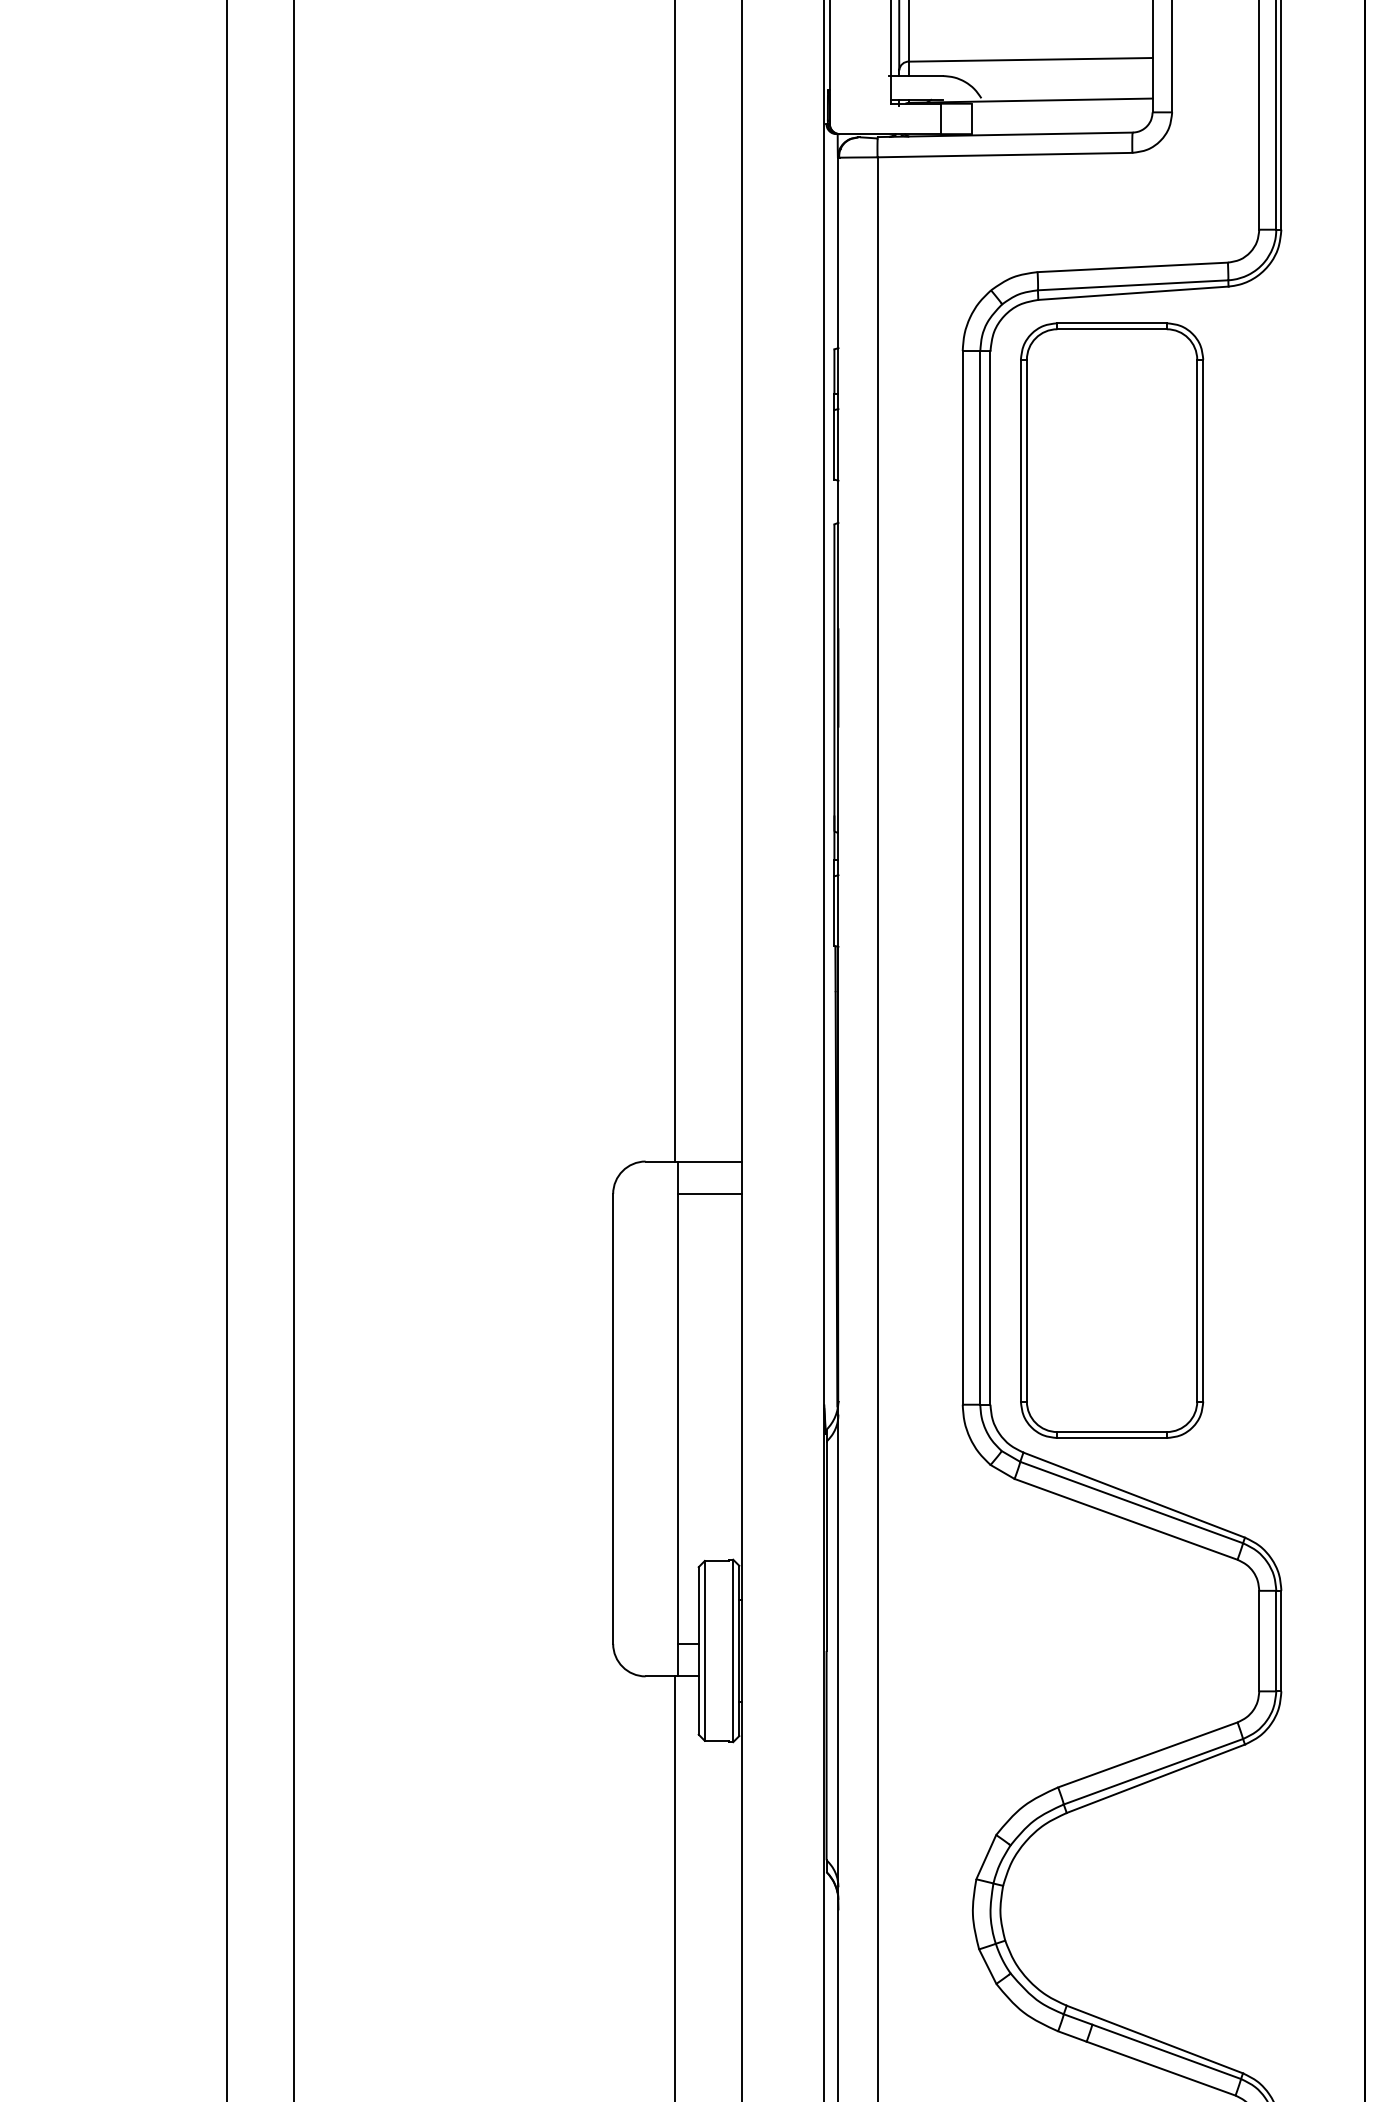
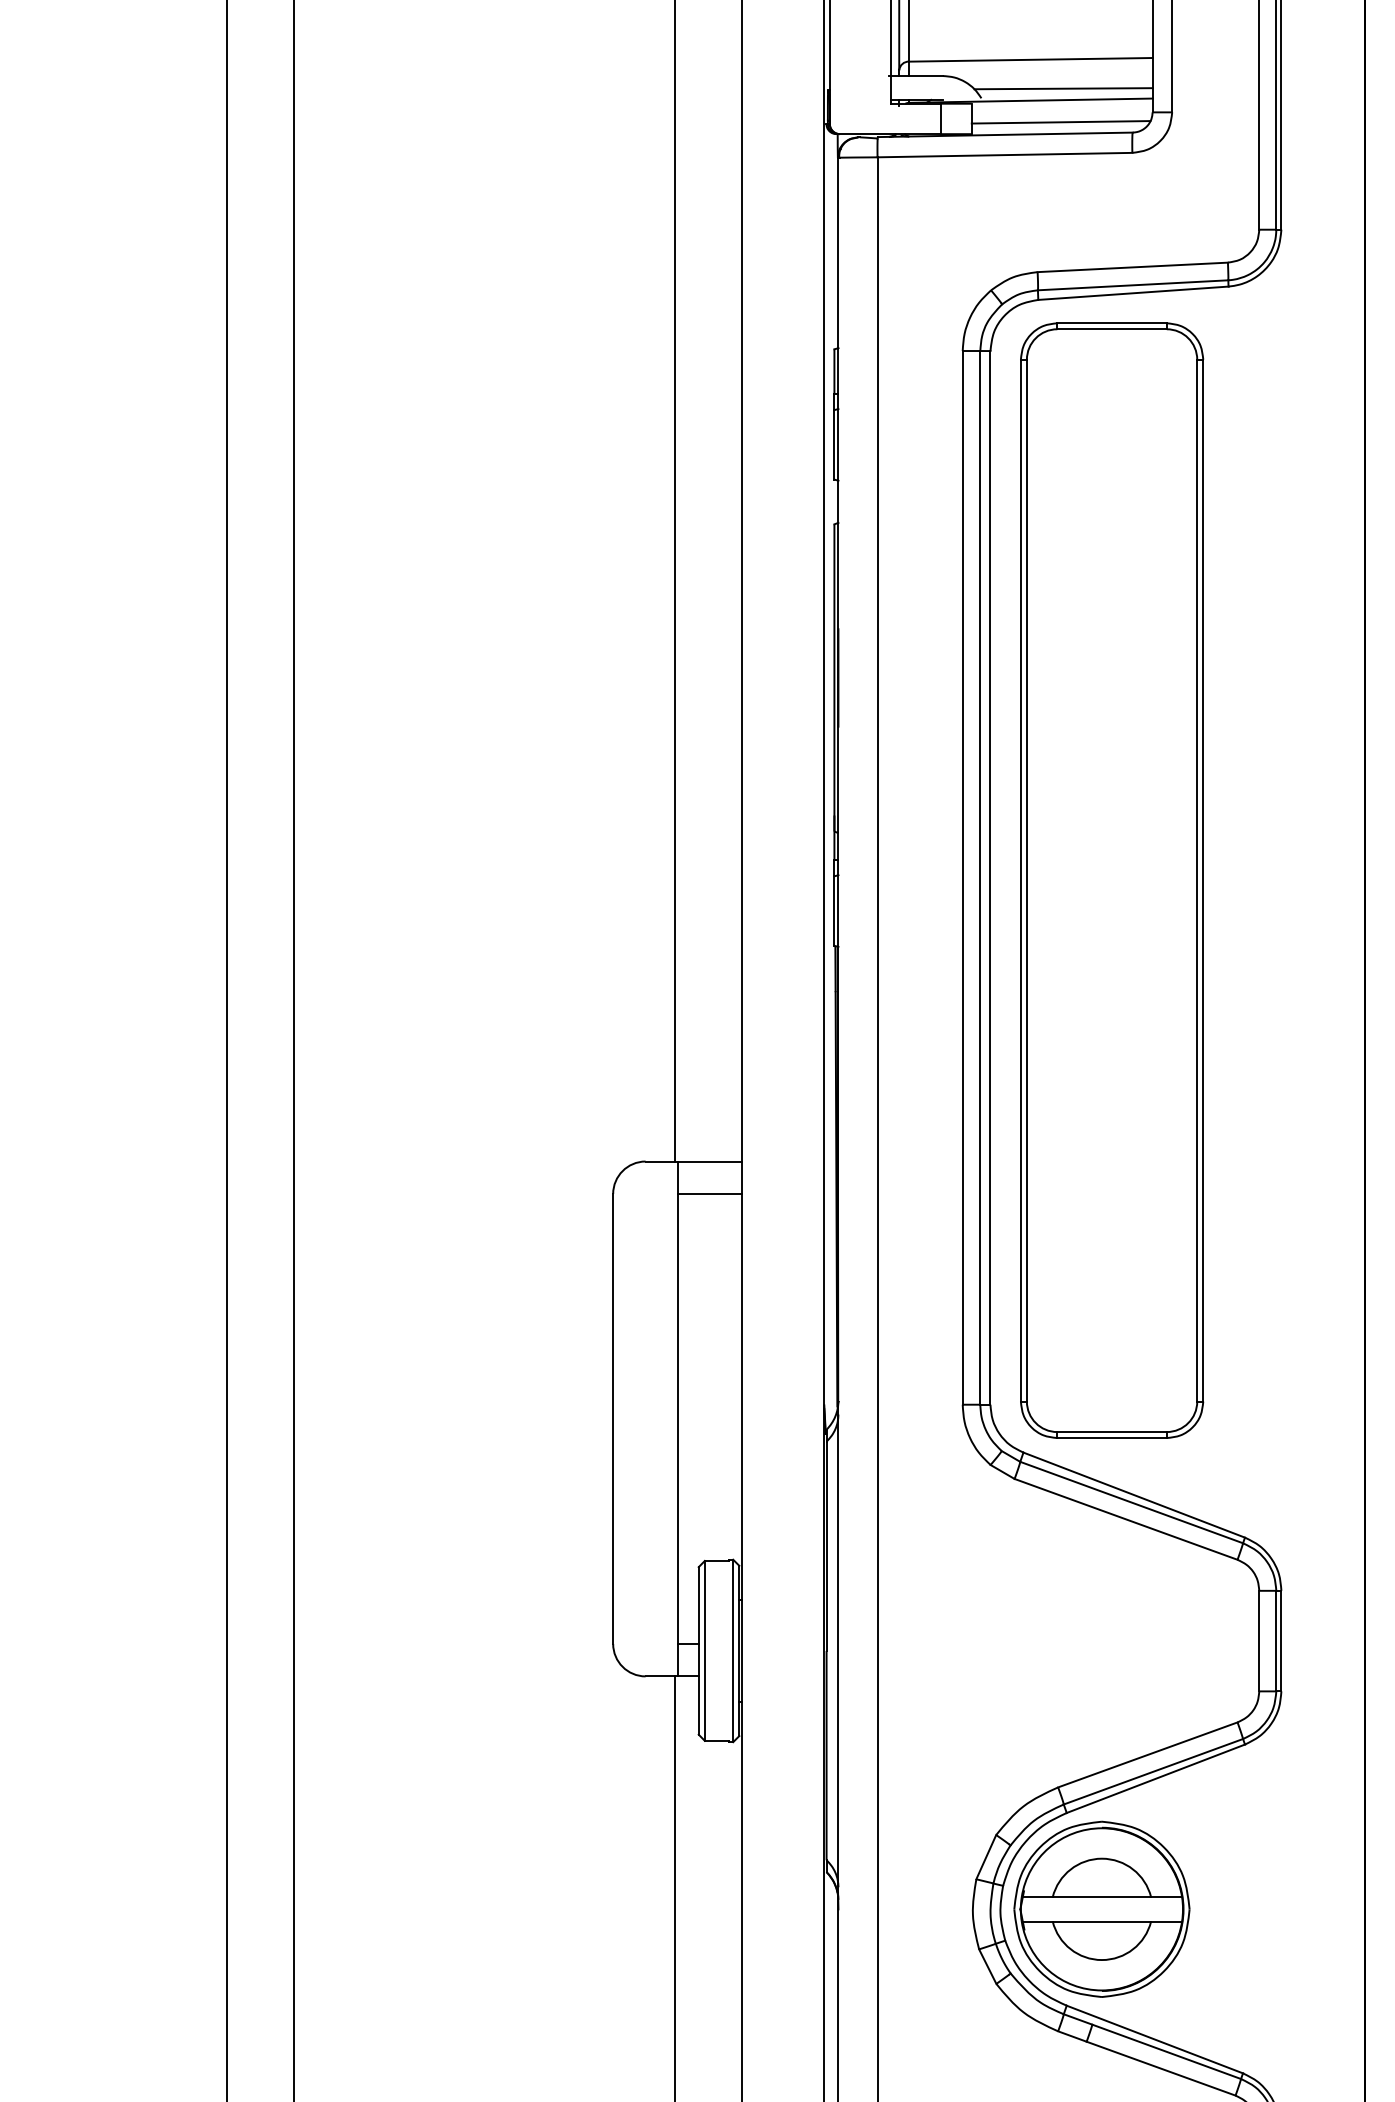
line: none -> present (1063, 88)
line: none -> present (1060, 122)
part: none -> present (1101, 1908)
